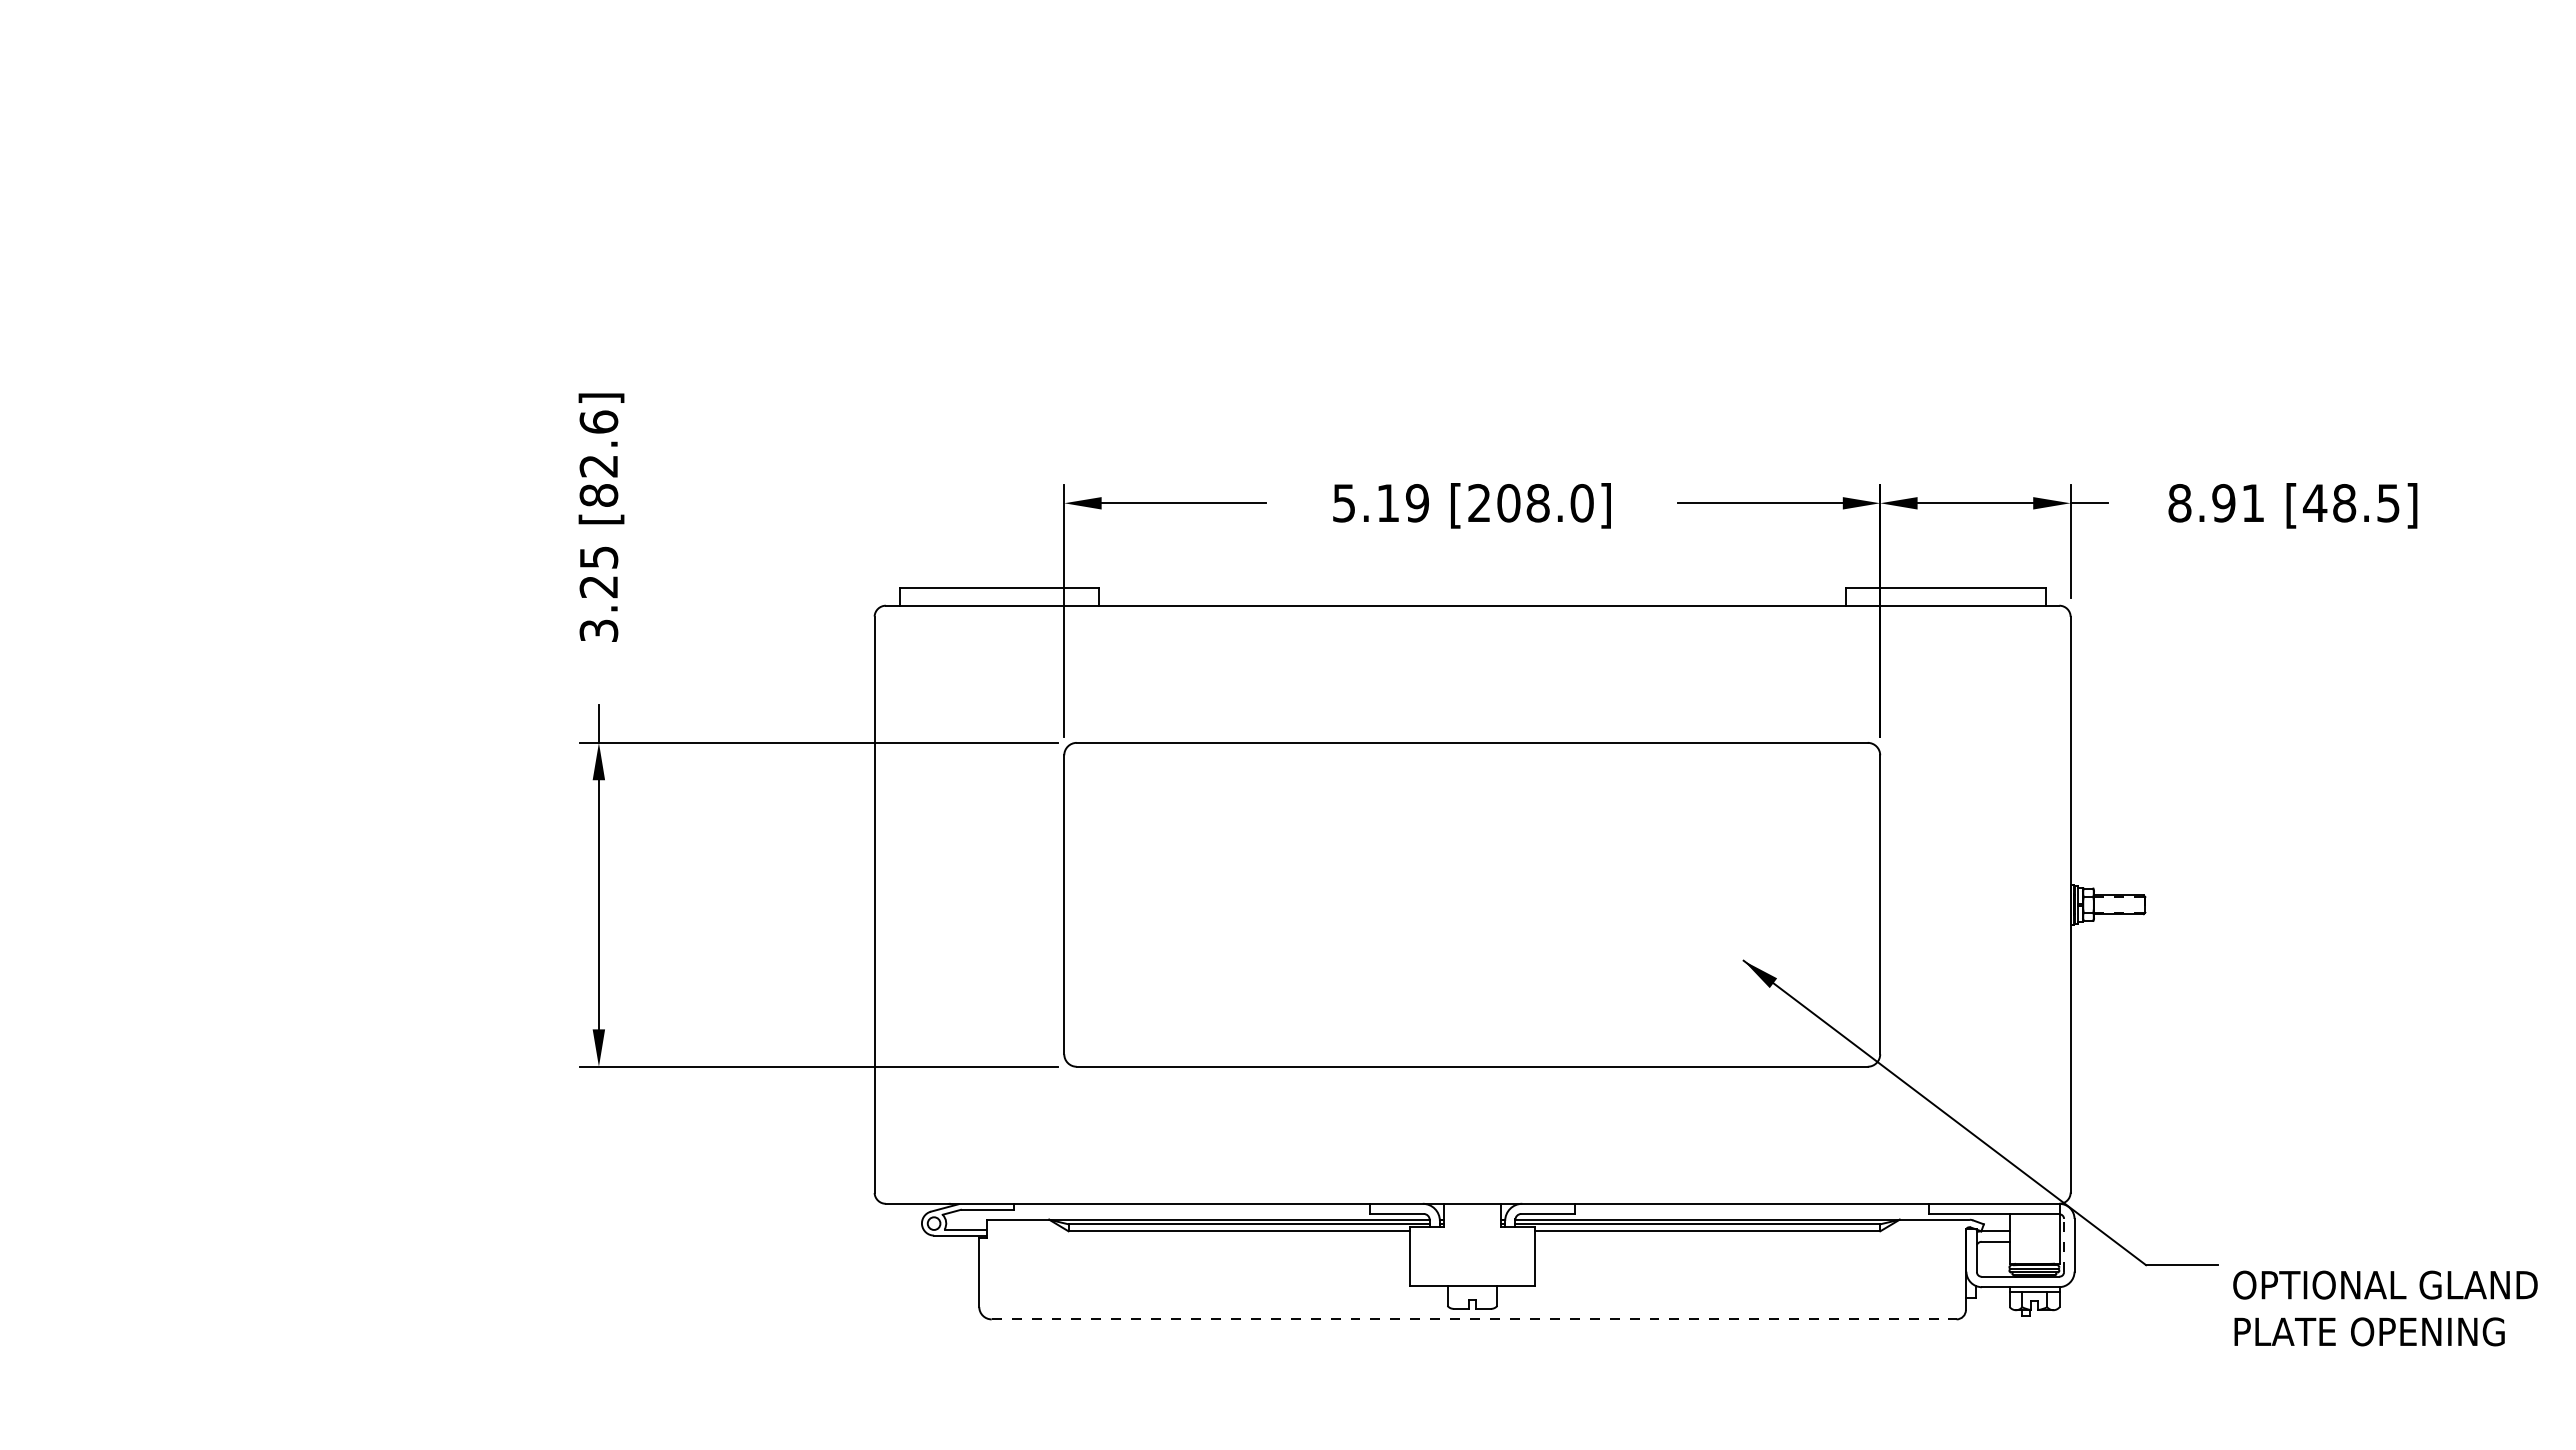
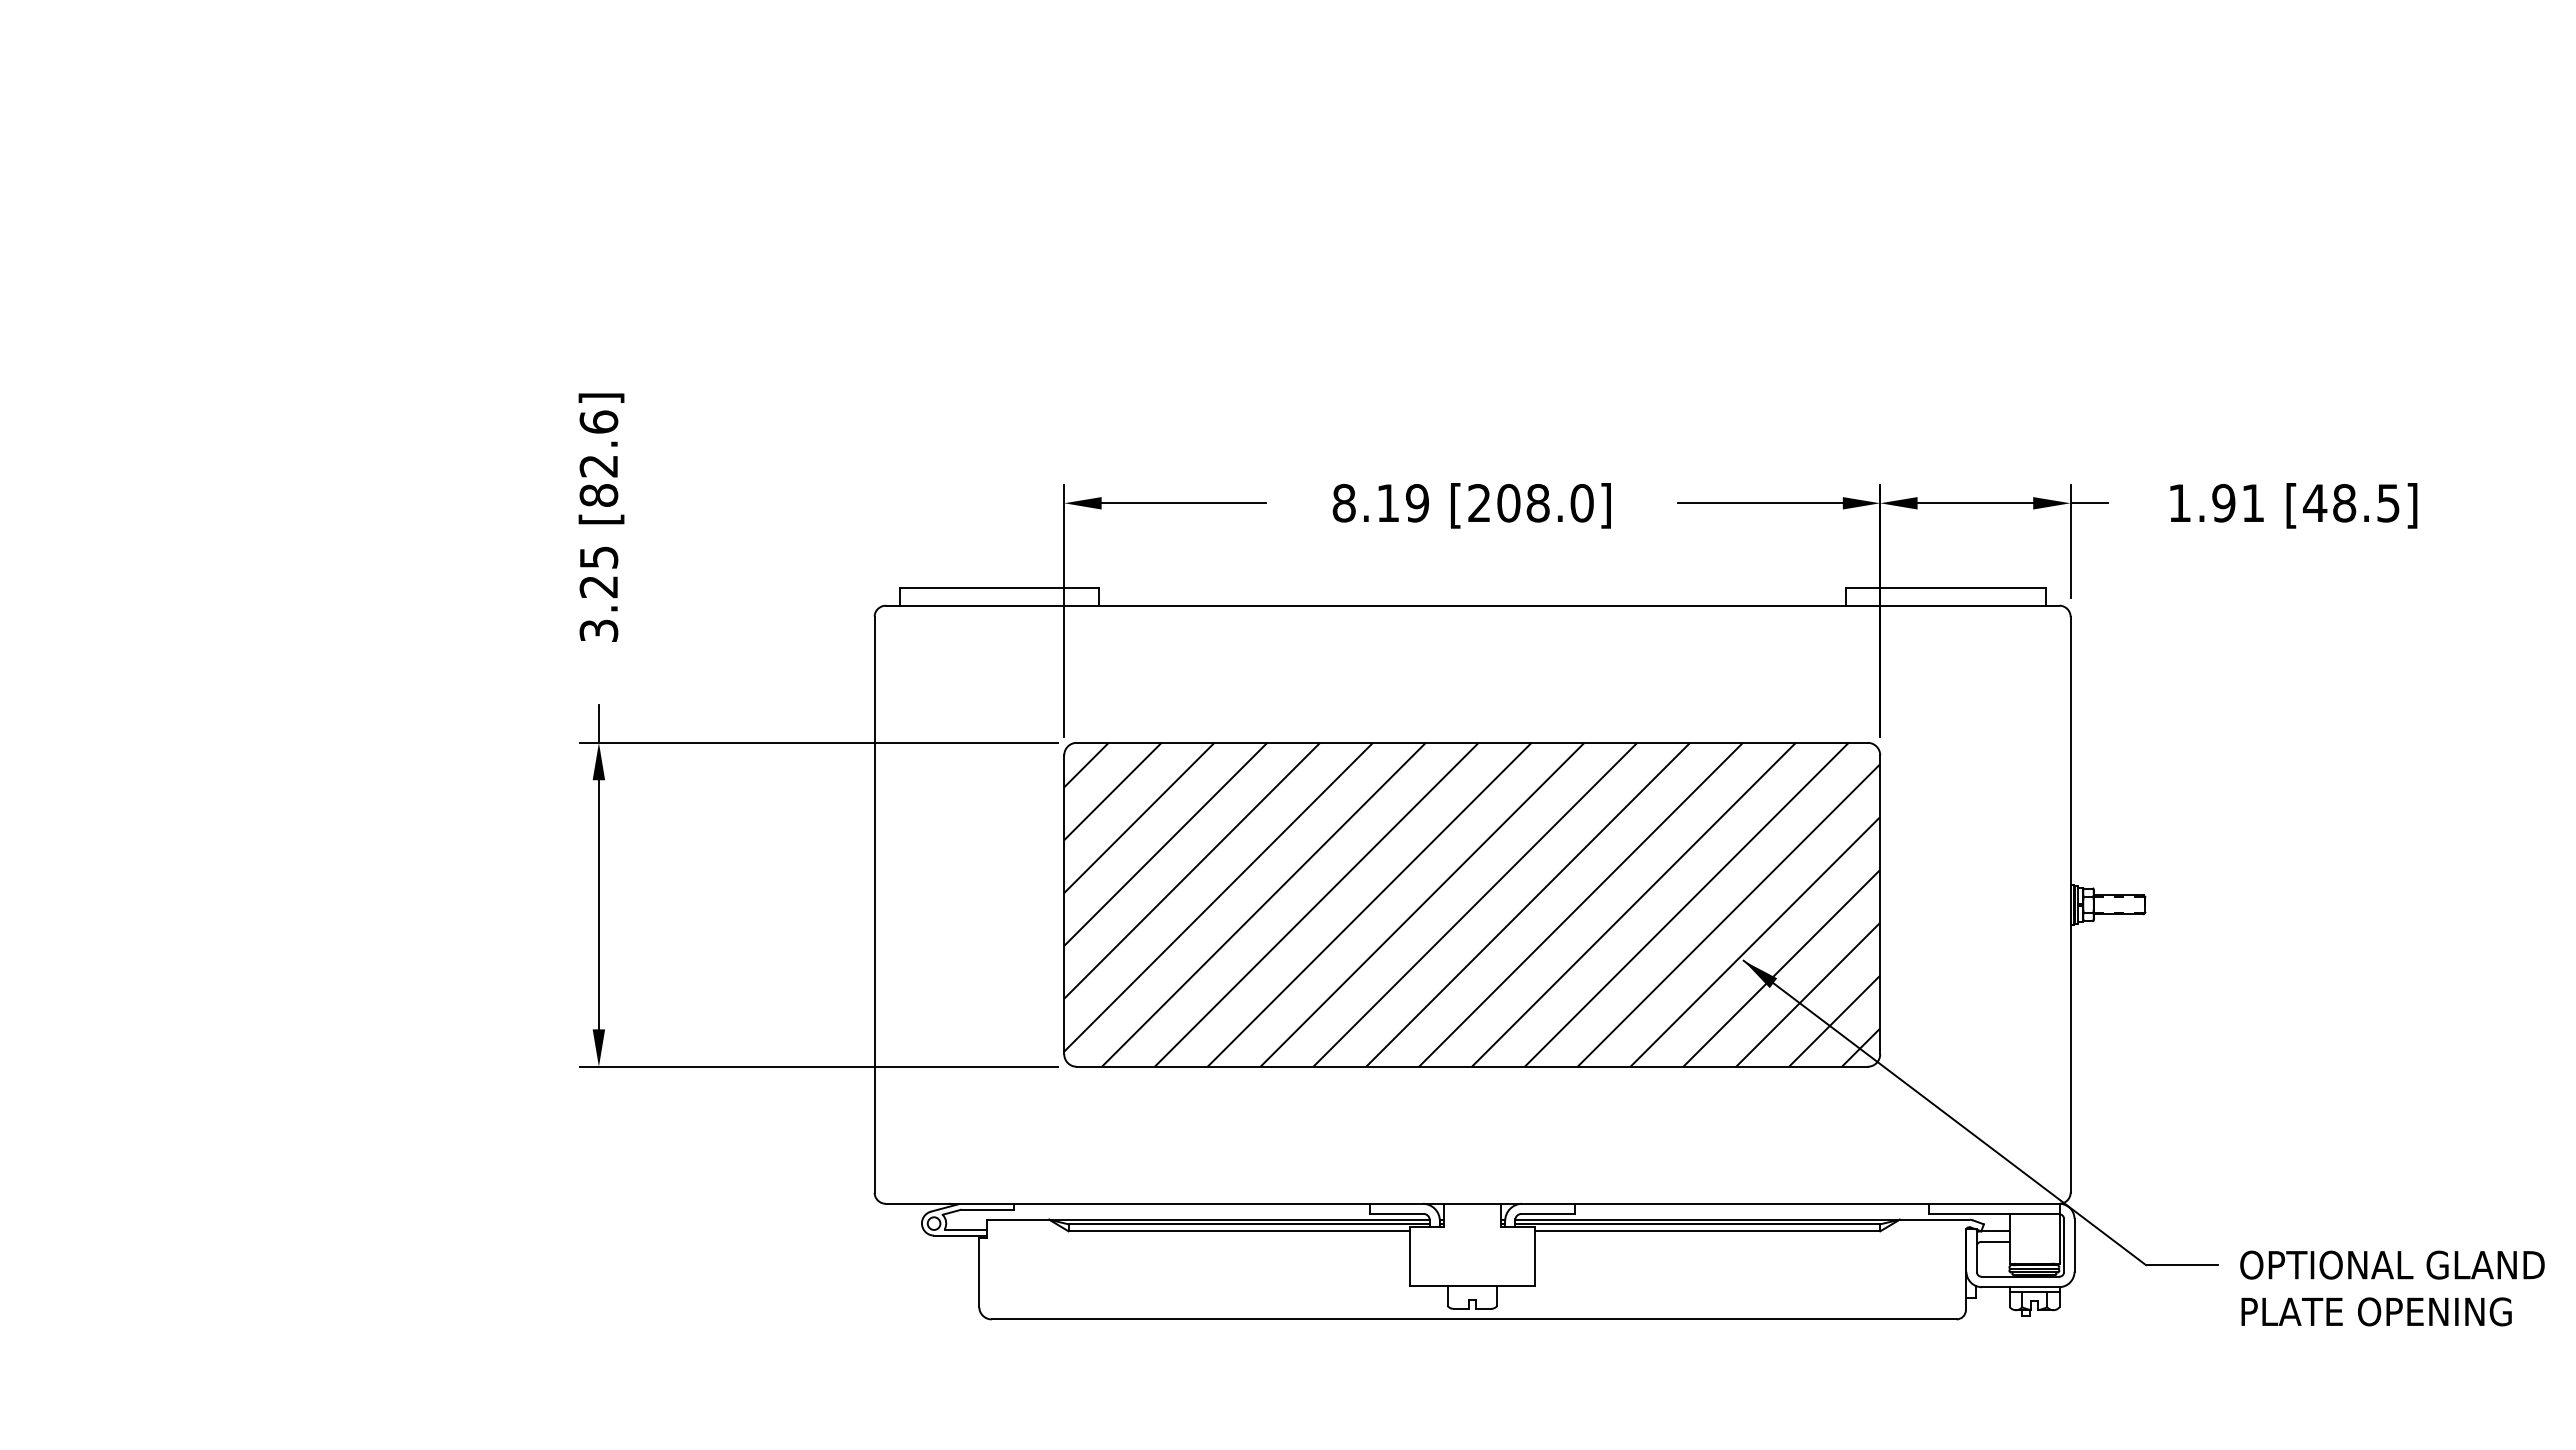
text: 5.19 -> 8.19 (1343, 503)
text: 8.91 -> 1.91 (2179, 503)
hatch: none -> present (1472, 904)
line: dashed -> solid (2064, 1245)
text position: (2385, 1308) -> (2392, 1288) (2392, 1288)
line: dashed -> solid (1474, 1319)
